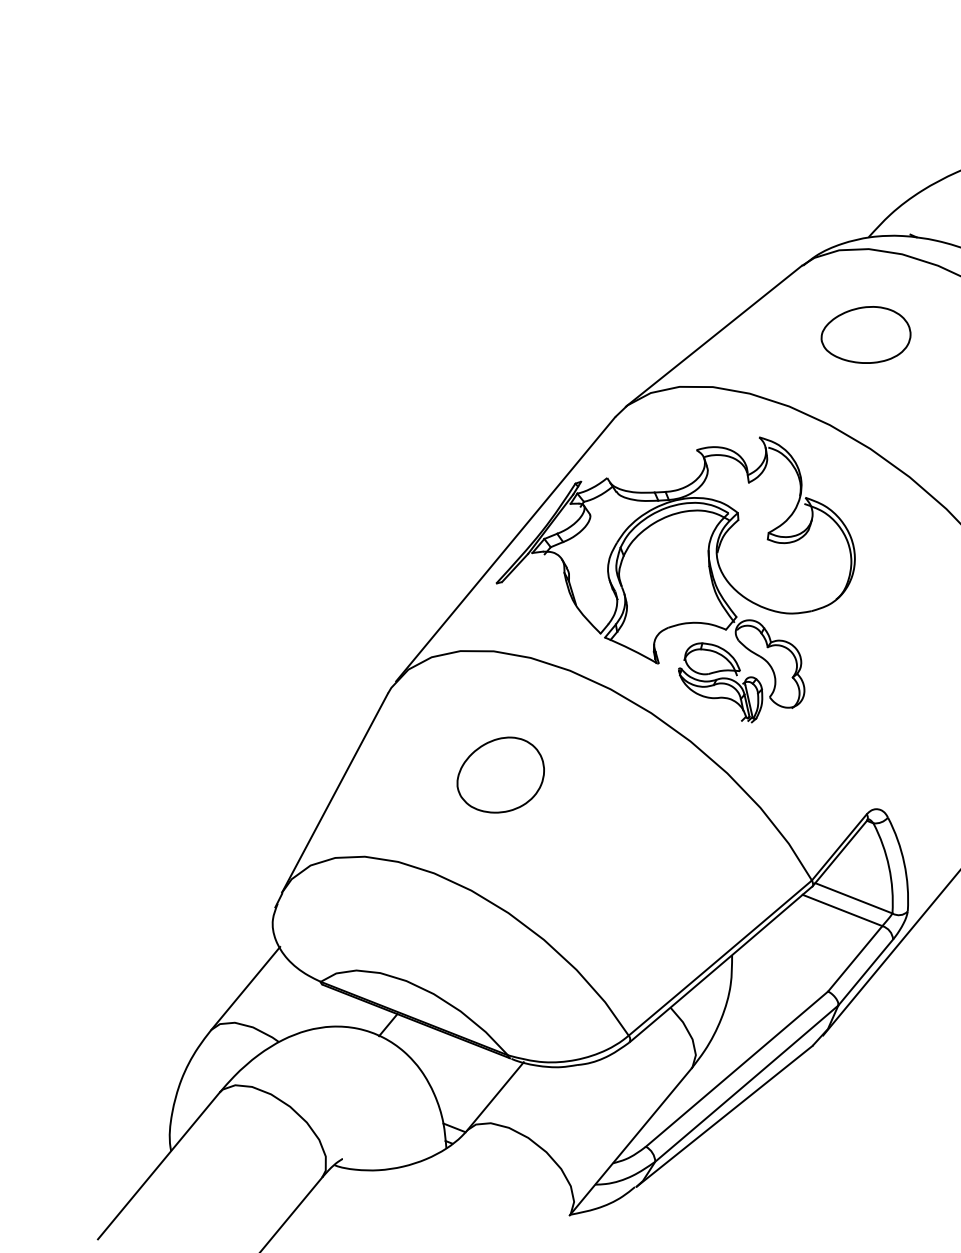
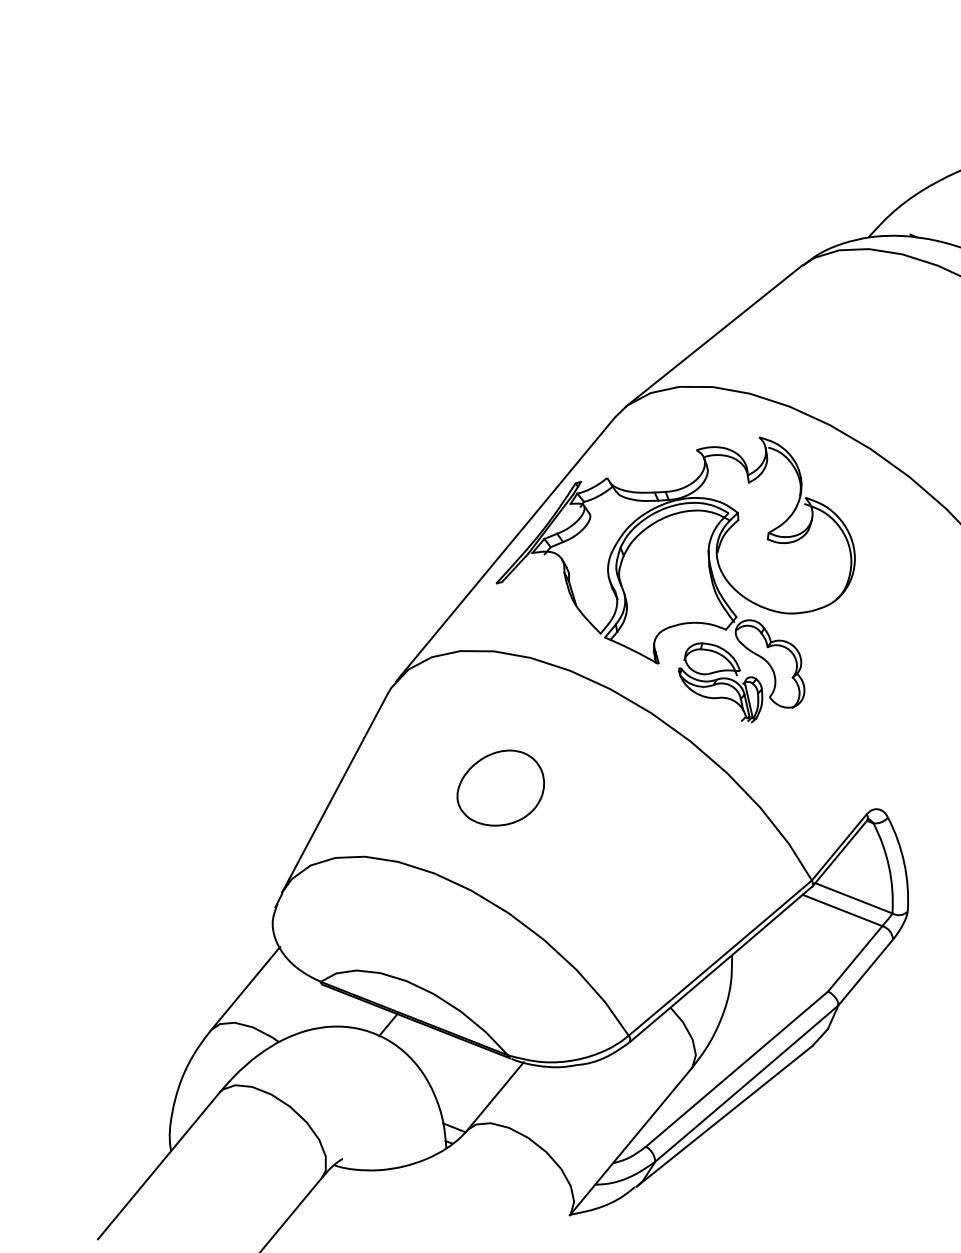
part: present -> none (865, 334)
part position: (500, 774) -> (500, 787) (500, 787)
line: present -> none (890, 954)
